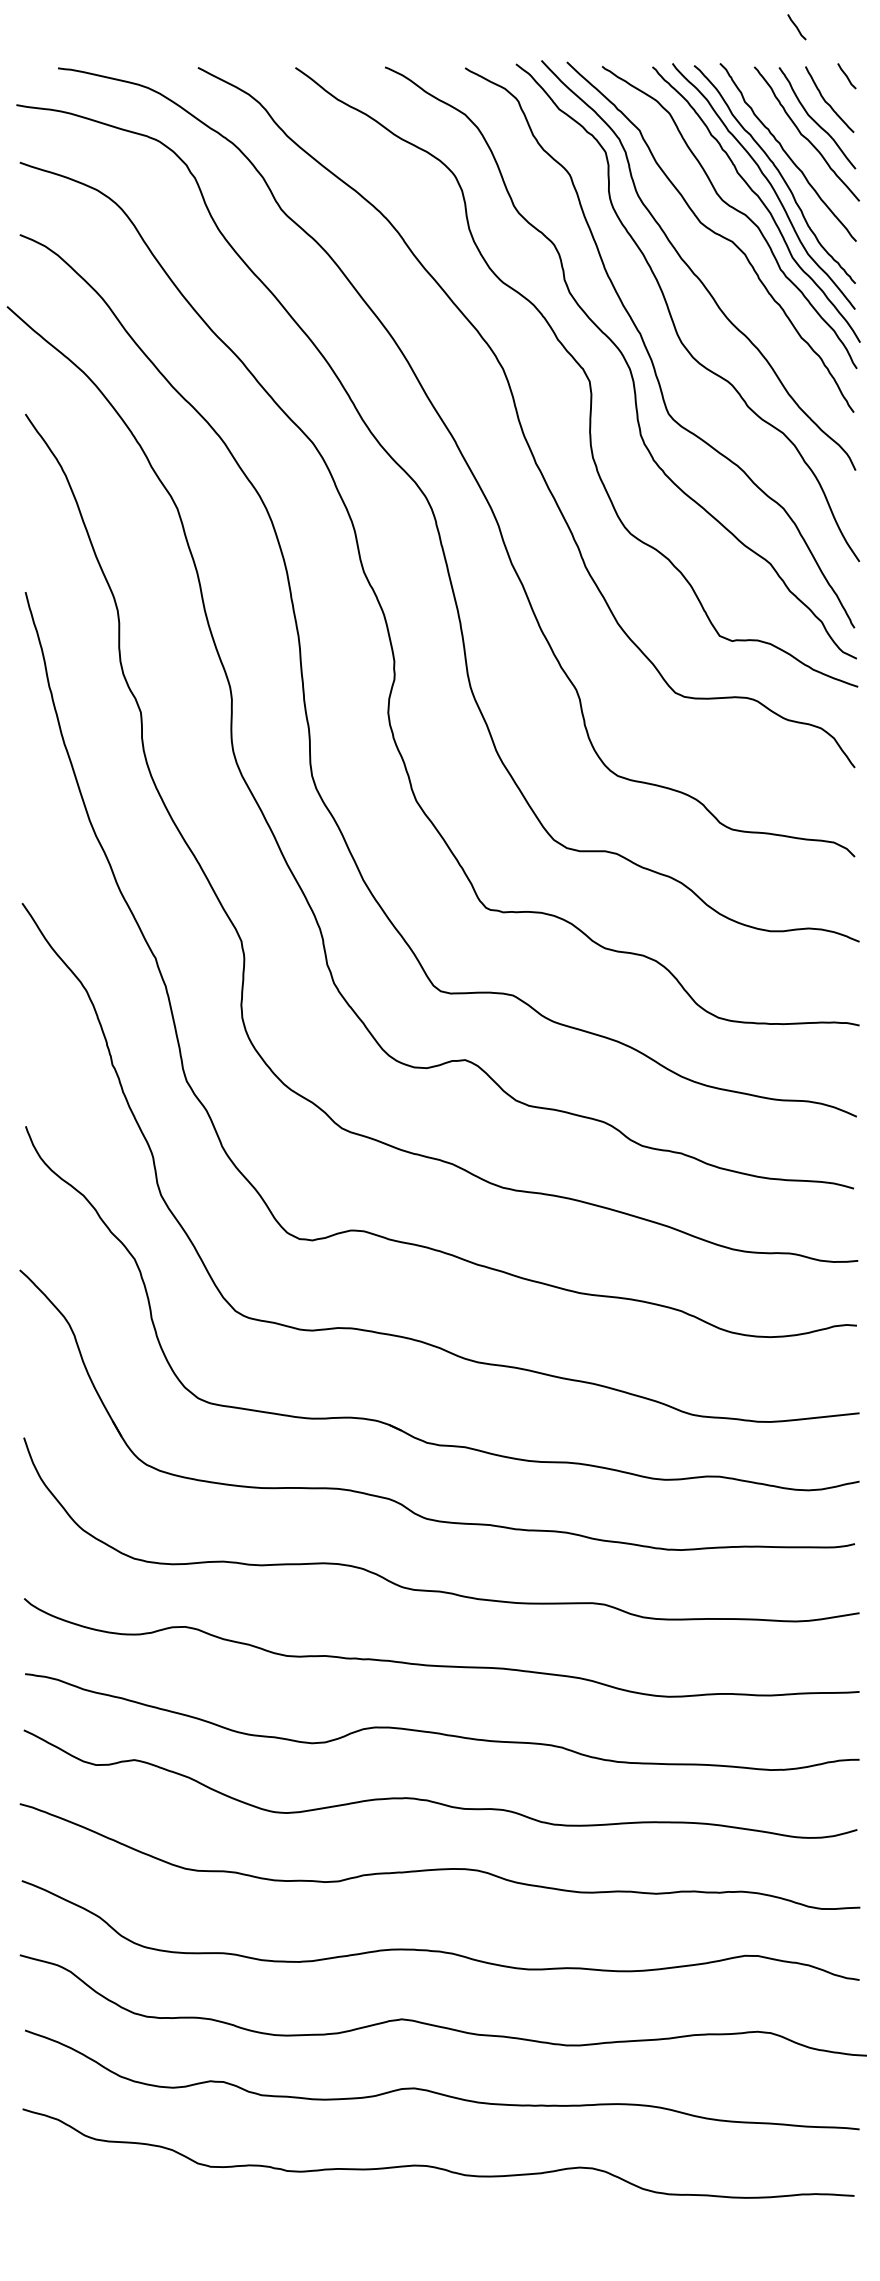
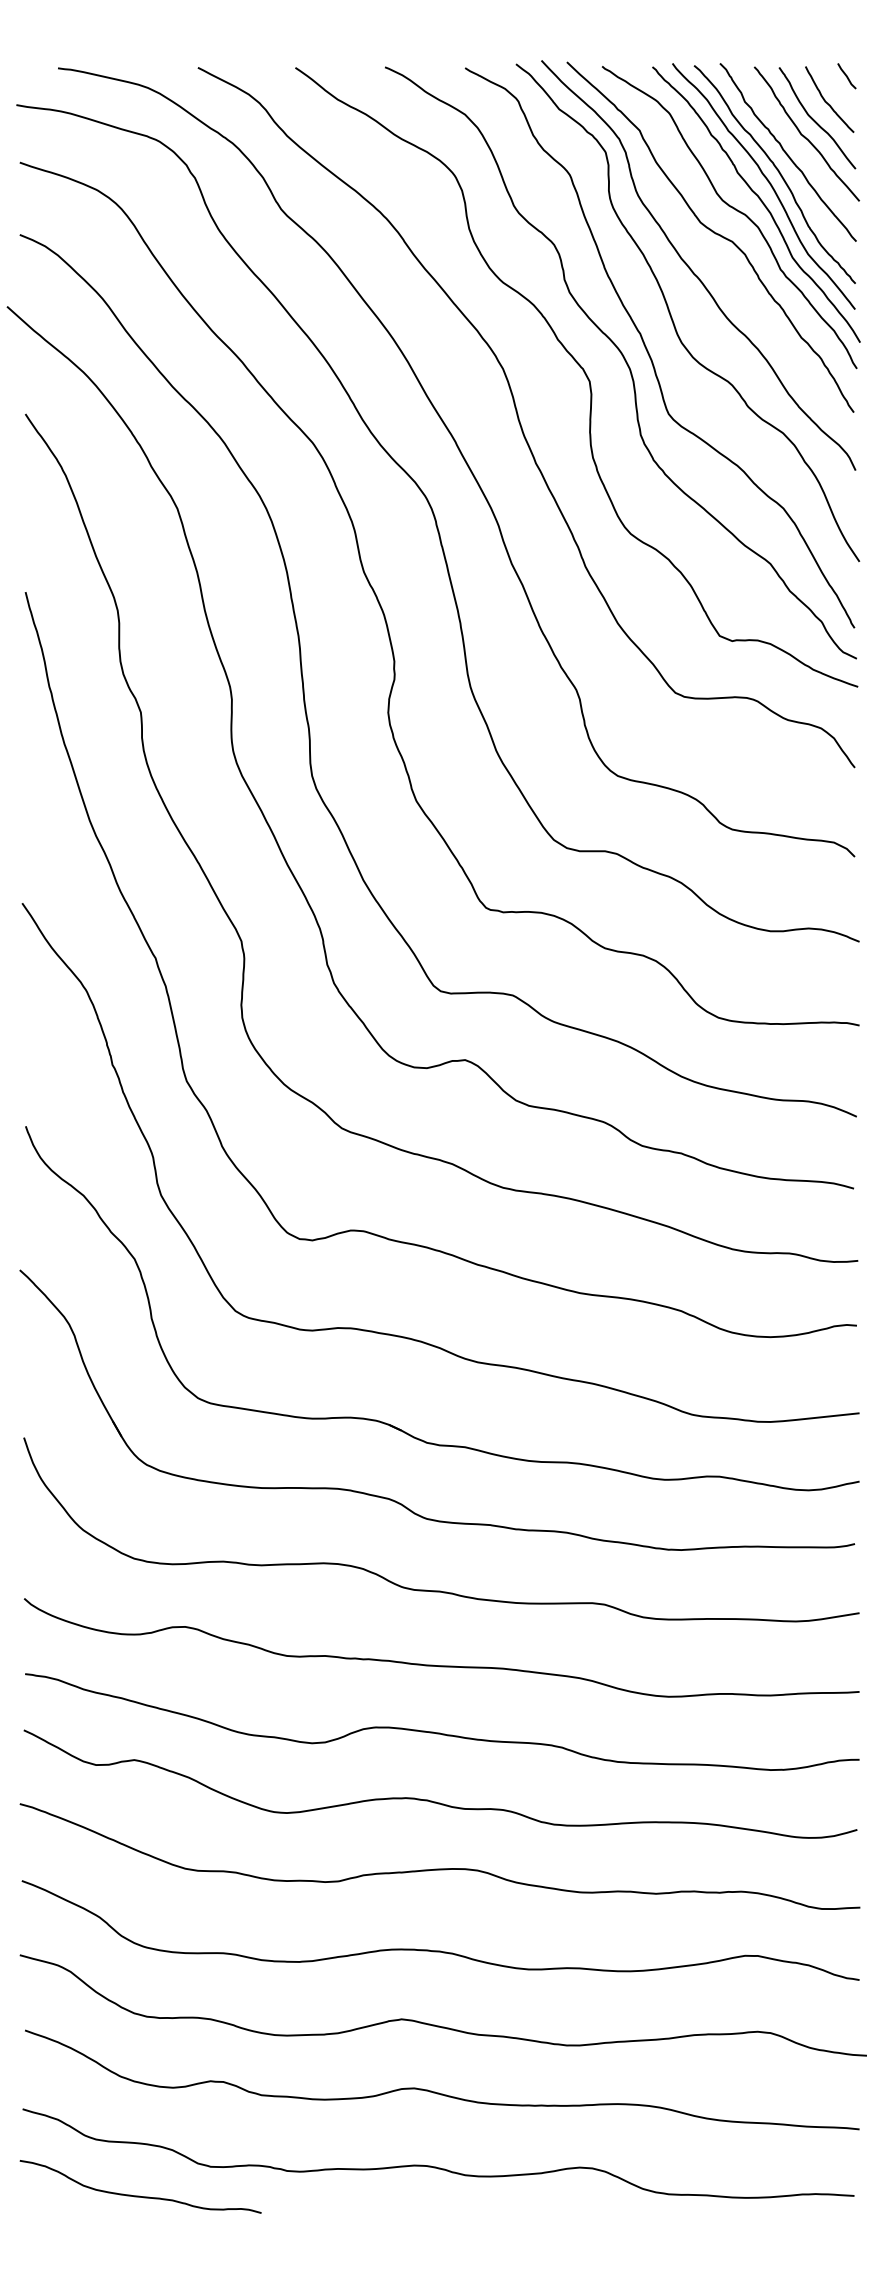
line: present -> none (796, 27)
curve: none -> present (139, 2195)
